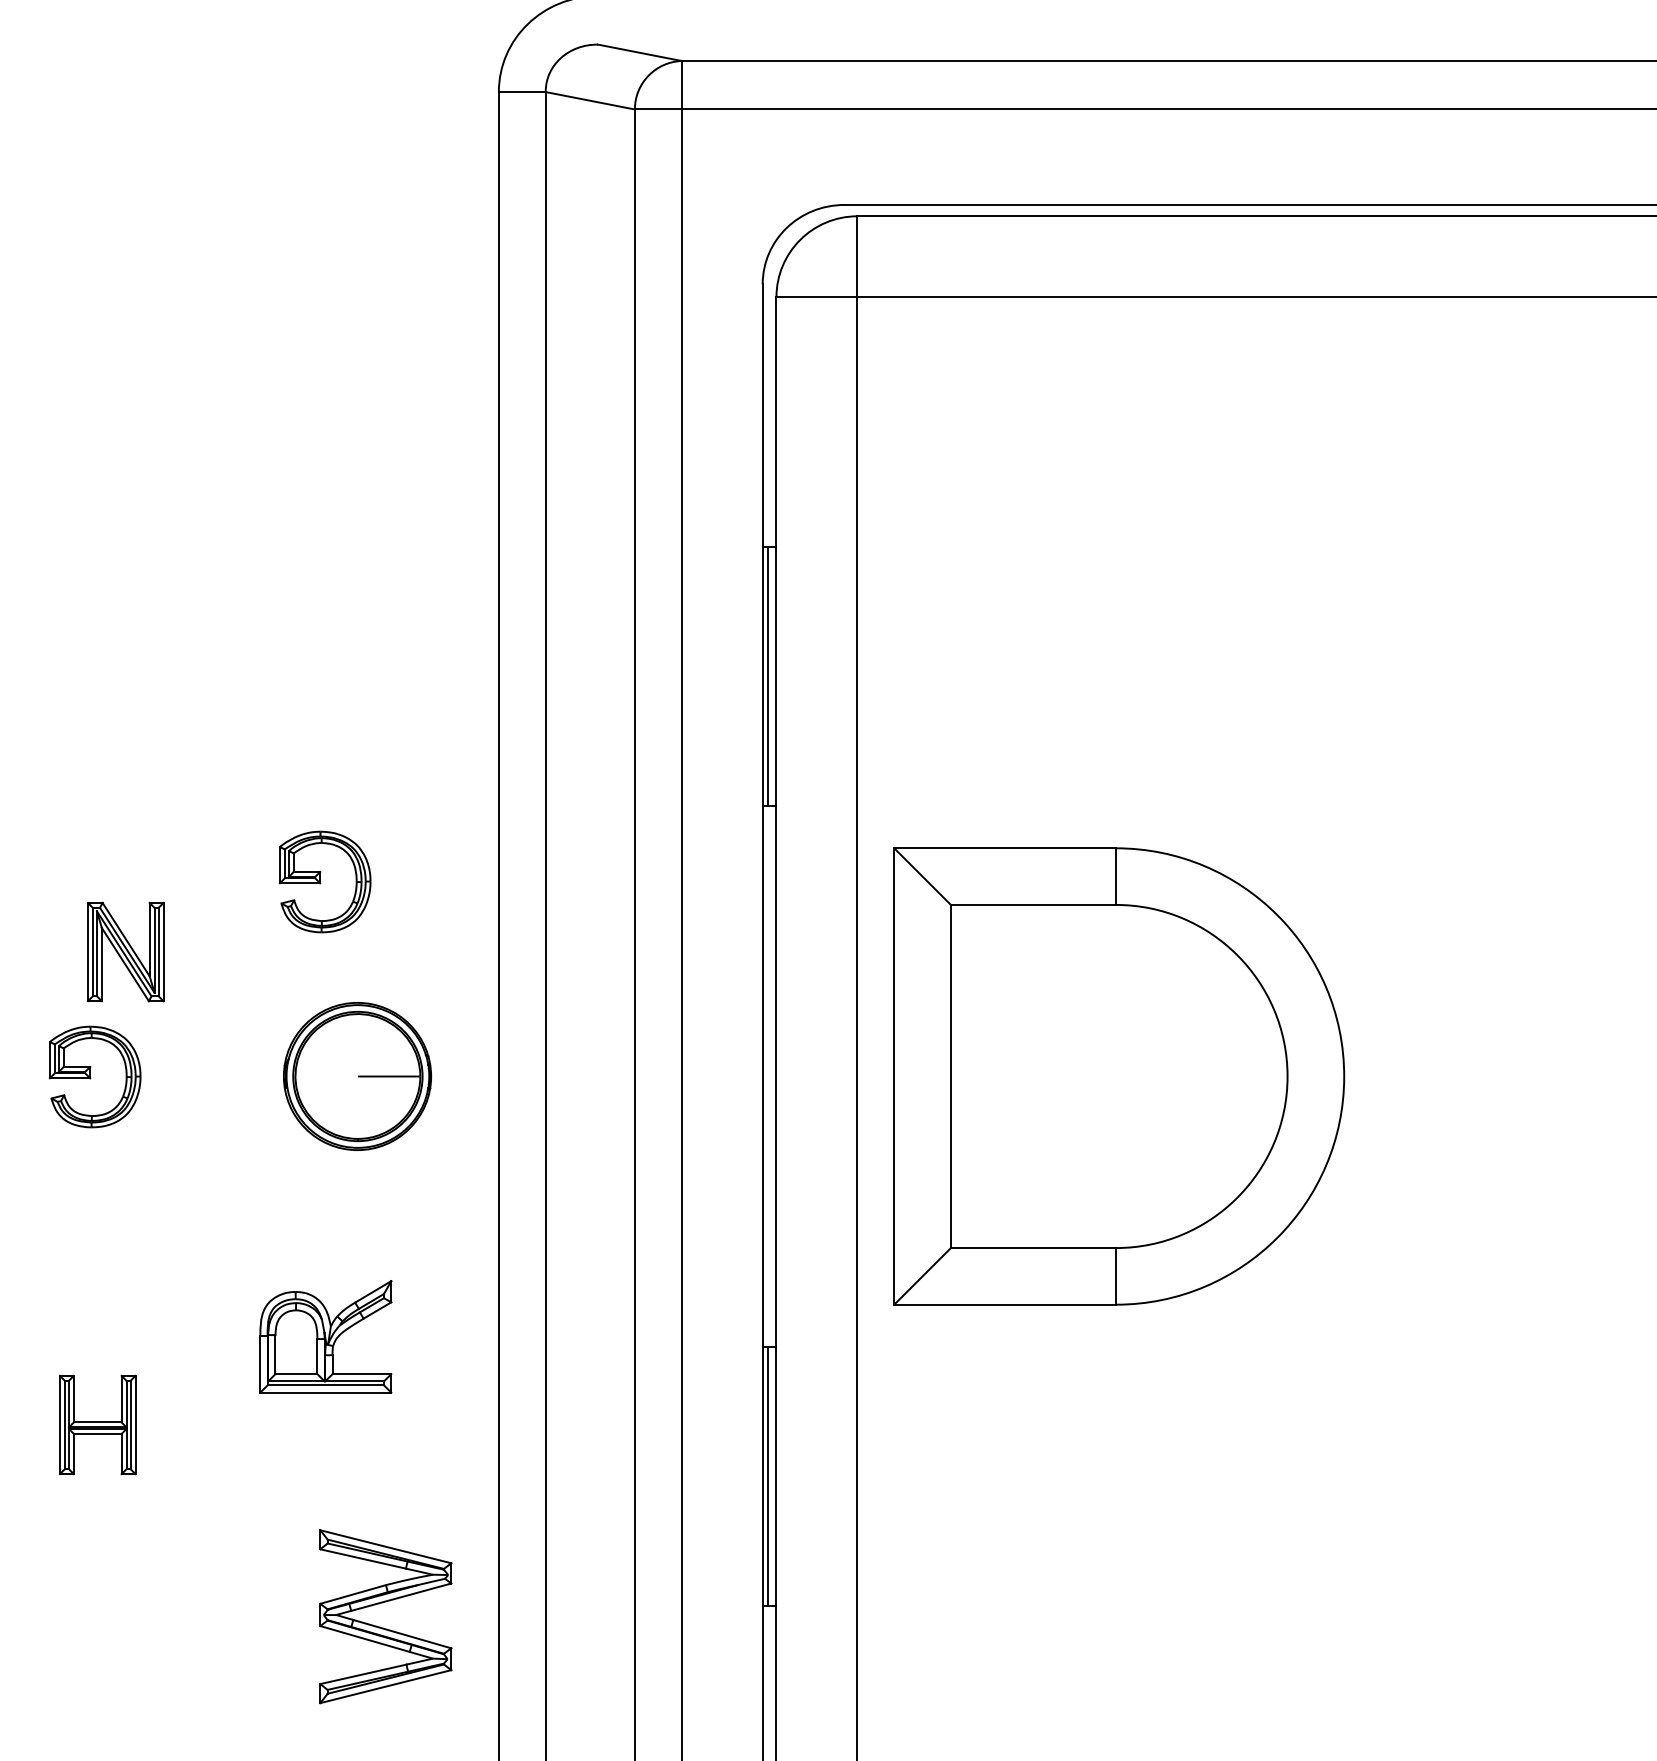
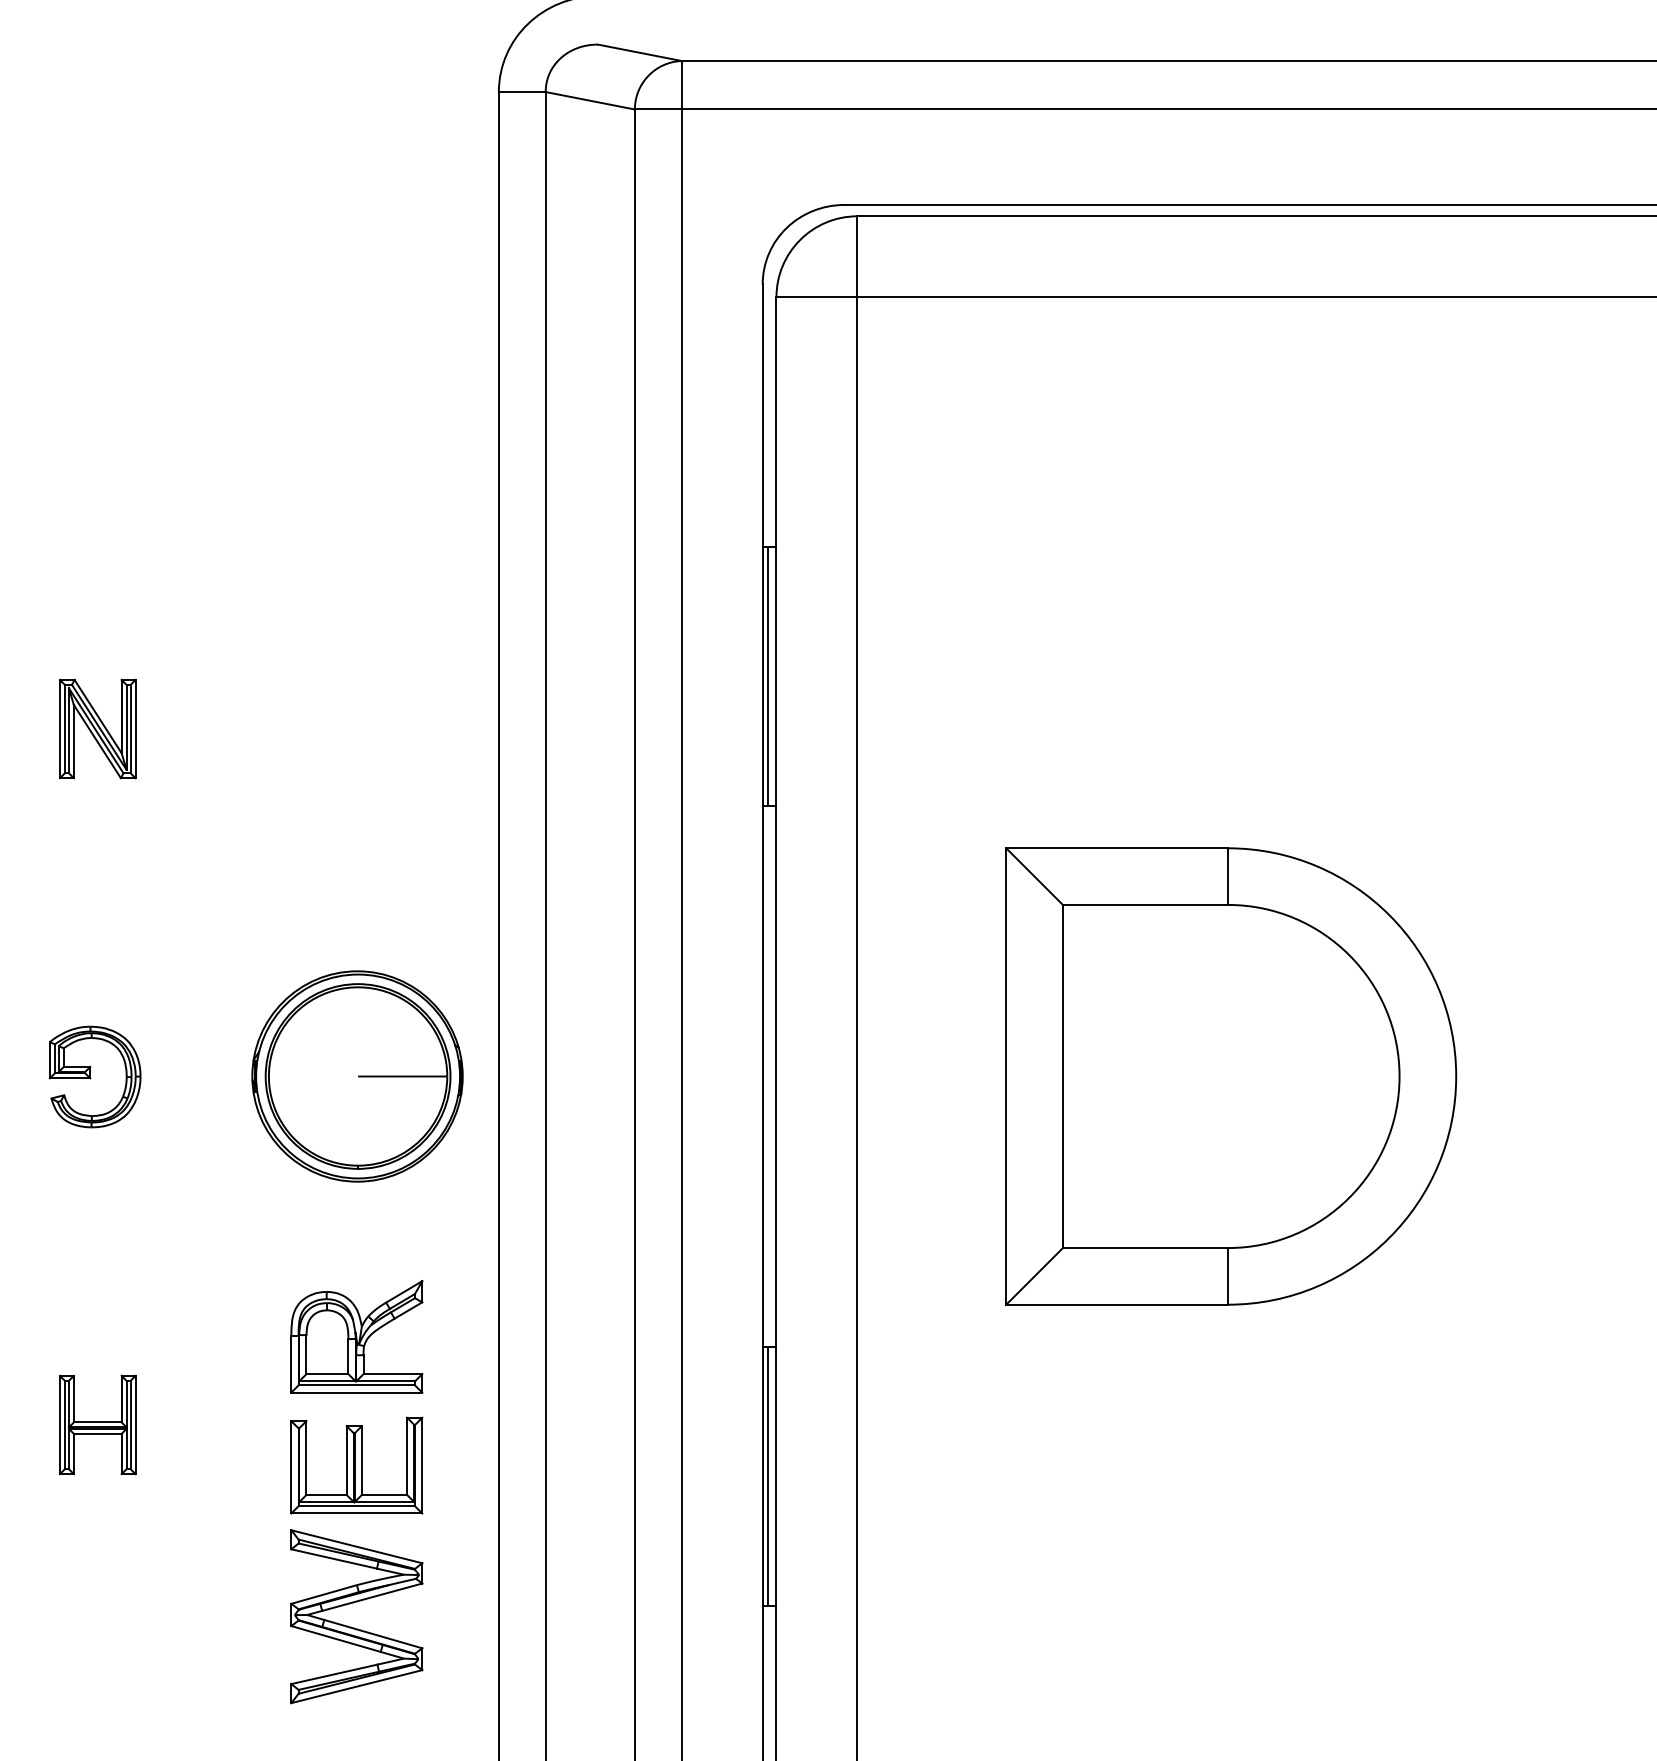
part: present -> none (324, 881)
part position: (125, 951) -> (97, 728) (97, 728)
part size: 150x149 px -> 213x213 px (357, 1076)
part position: (1119, 1076) -> (1231, 1076) (1231, 1076)
part position: (325, 1336) -> (356, 1336) (356, 1336)
part: none -> present (356, 1465)
part position: (380, 1626) -> (351, 1626) (351, 1626)
